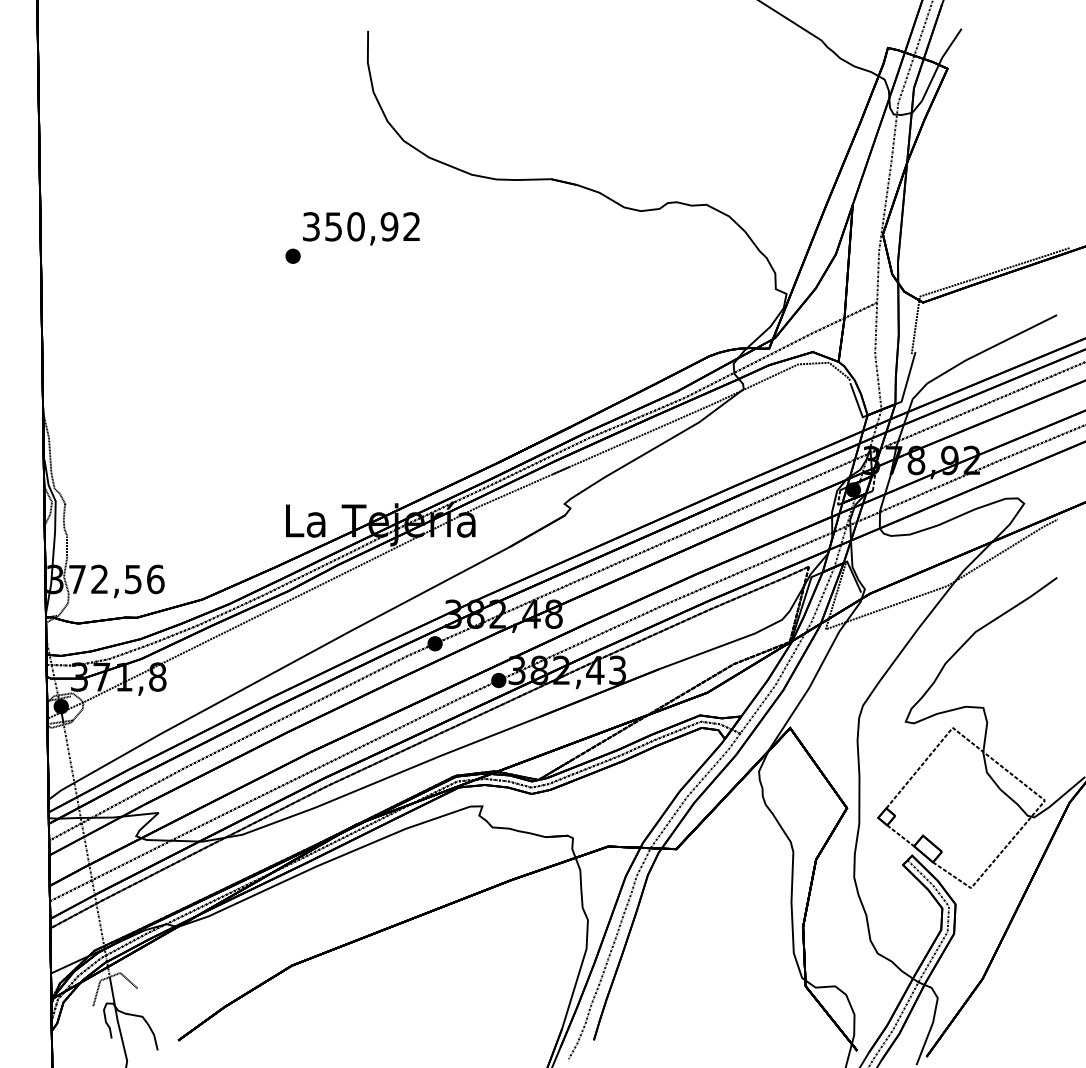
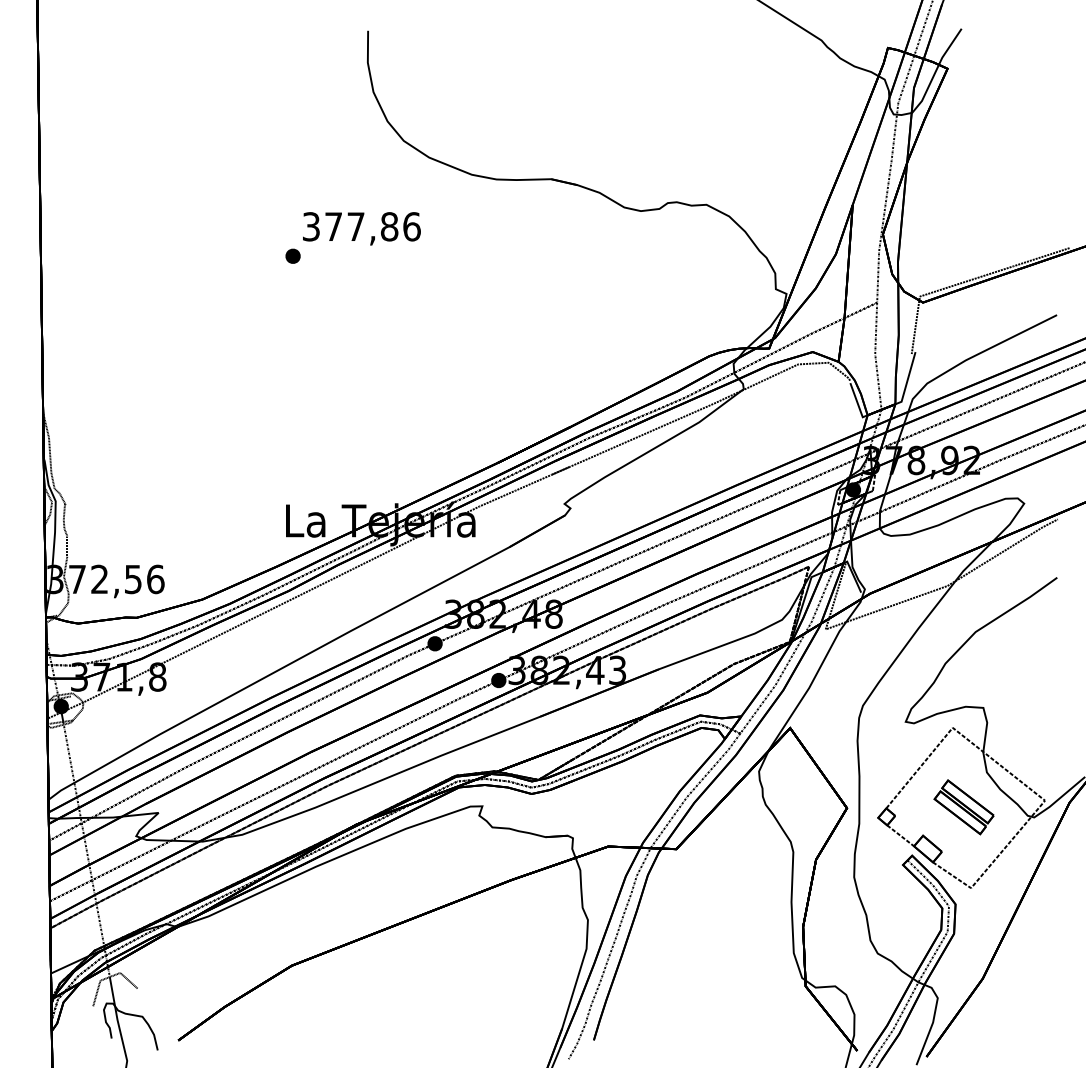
text: 350,92 -> 377,86 (372, 226)
part: none -> present (963, 807)
